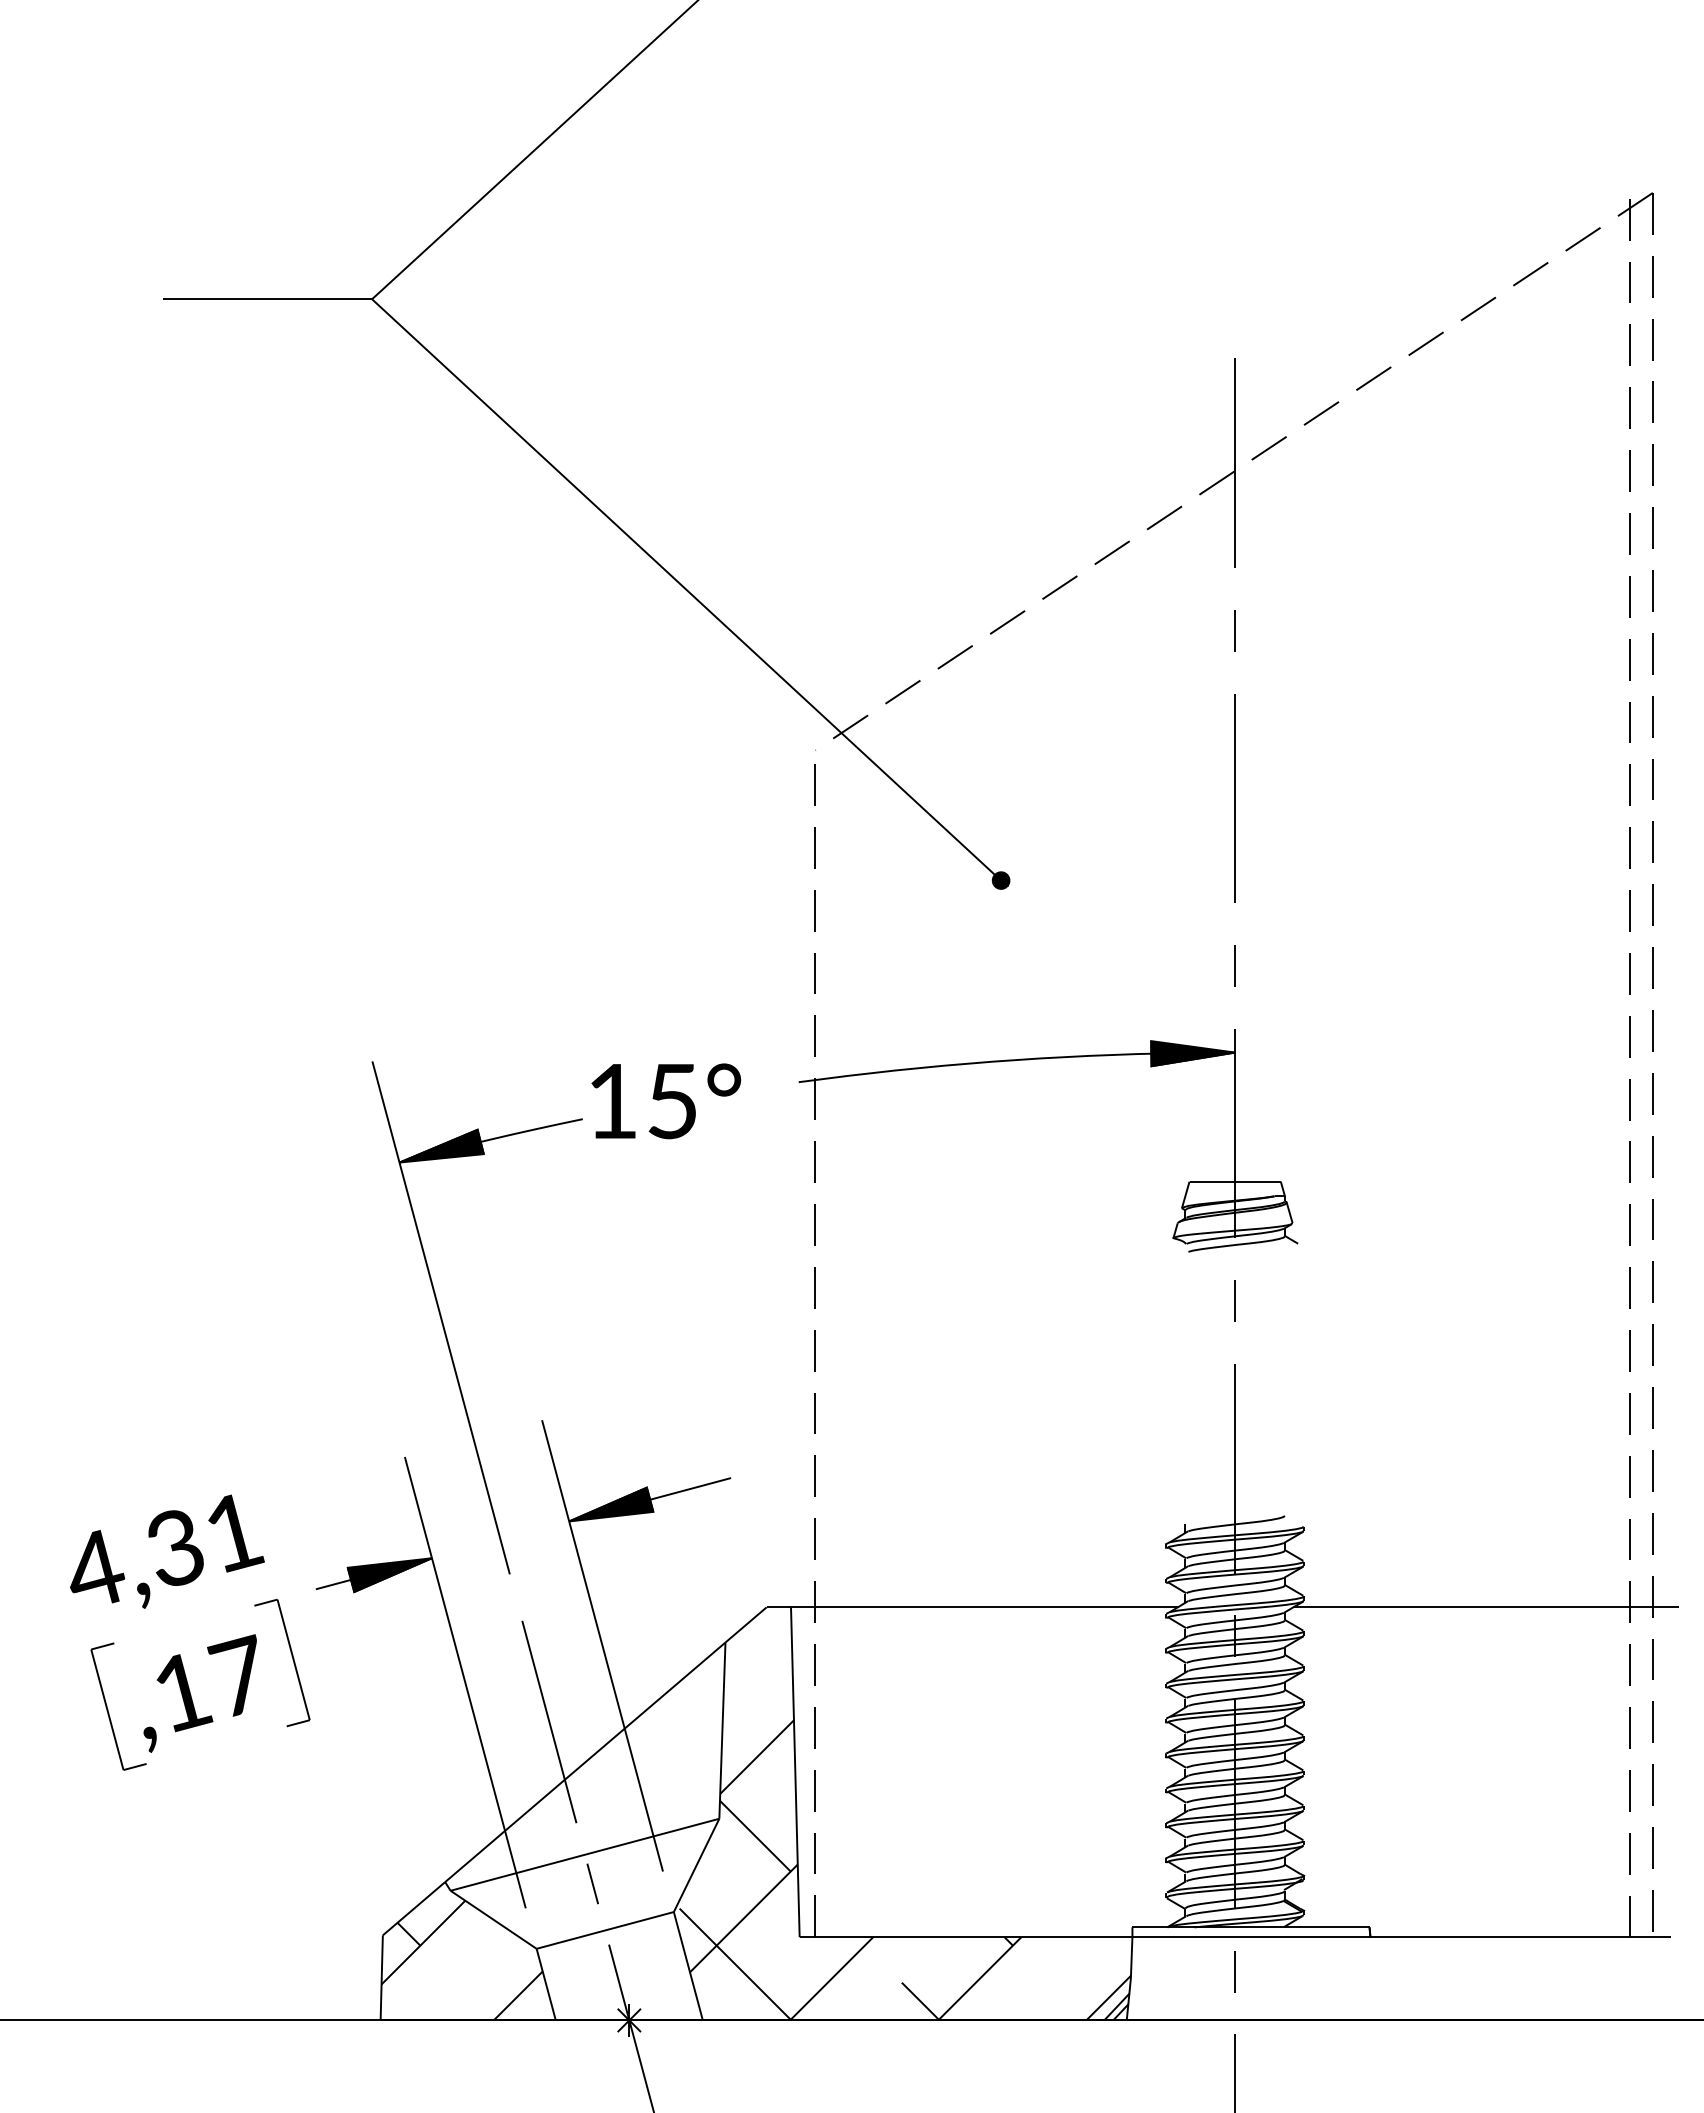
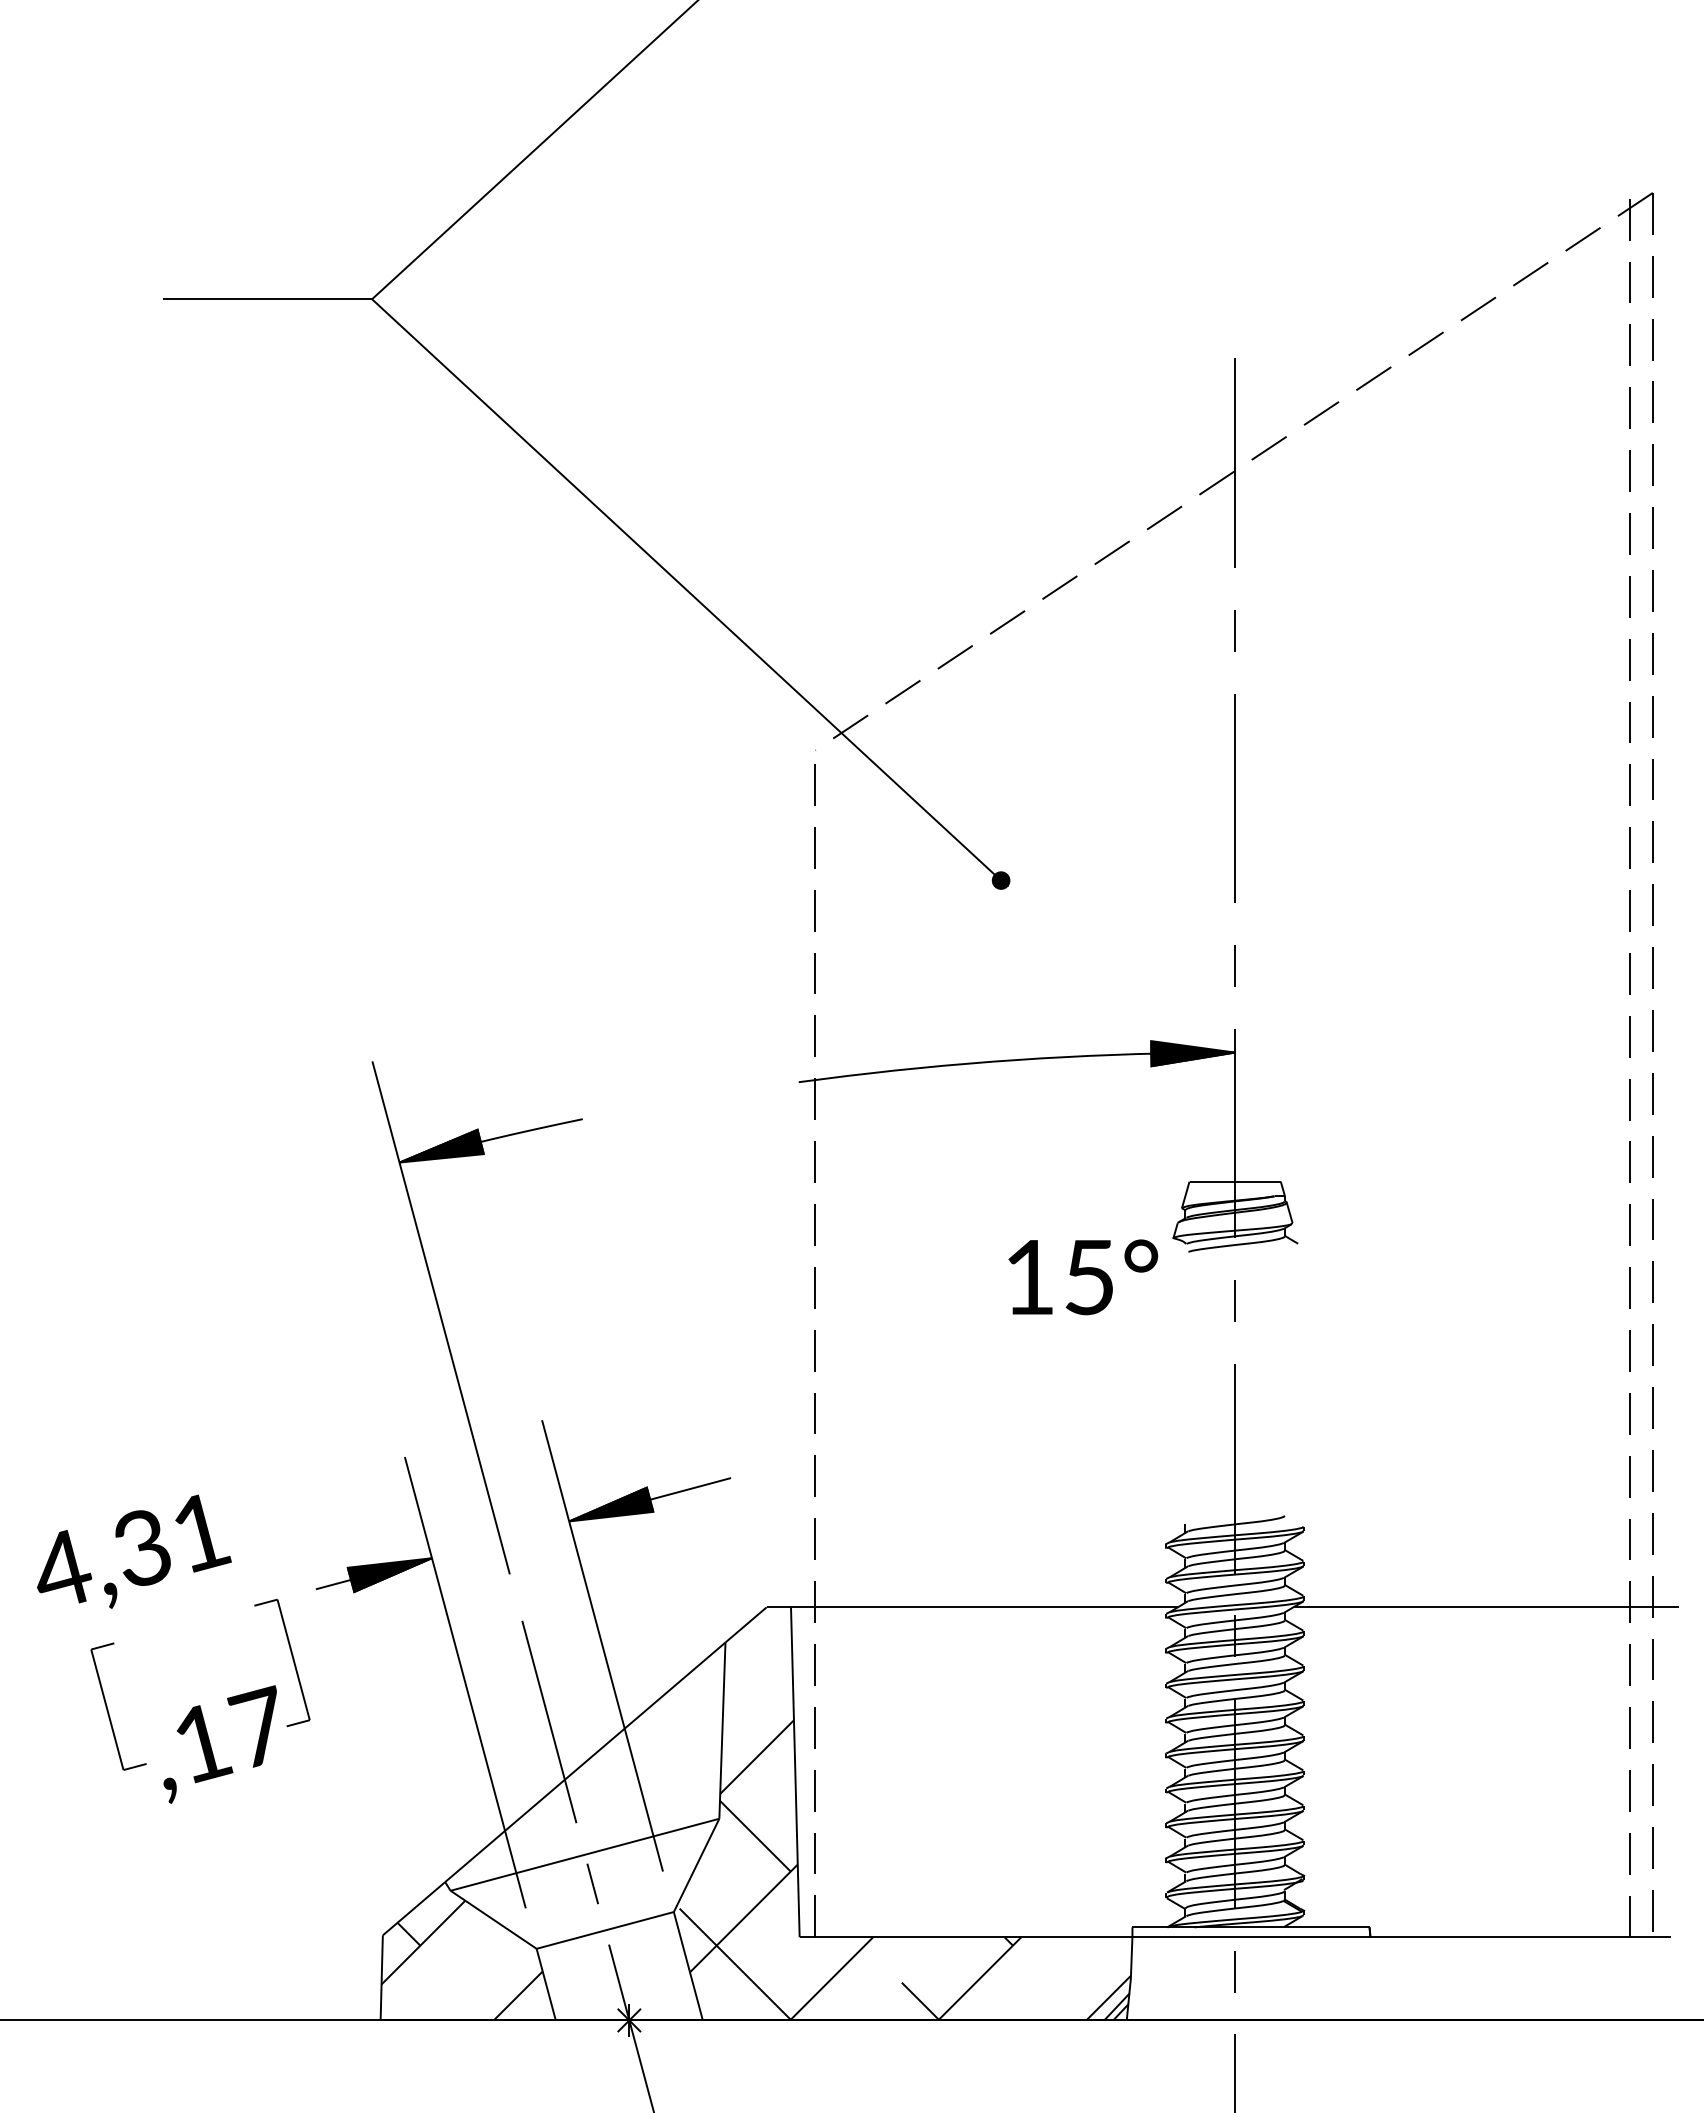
text position: (666, 1101) -> (1083, 1277) (1083, 1277)
text position: (167, 1551) -> (134, 1551) (134, 1551)
text position: (199, 1693) -> (219, 1744) (219, 1744)
